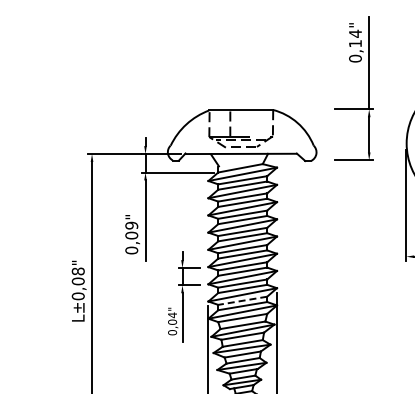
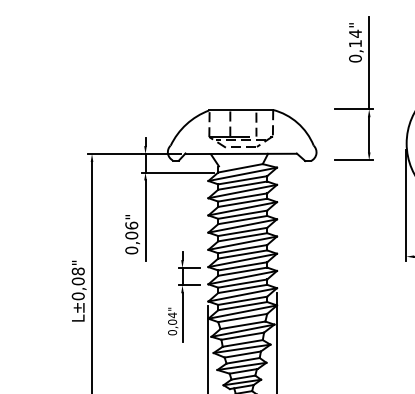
line: none -> present (256, 124)
text: 0,09" -> 0,06" (131, 225)
line: dashed -> solid (242, 300)
